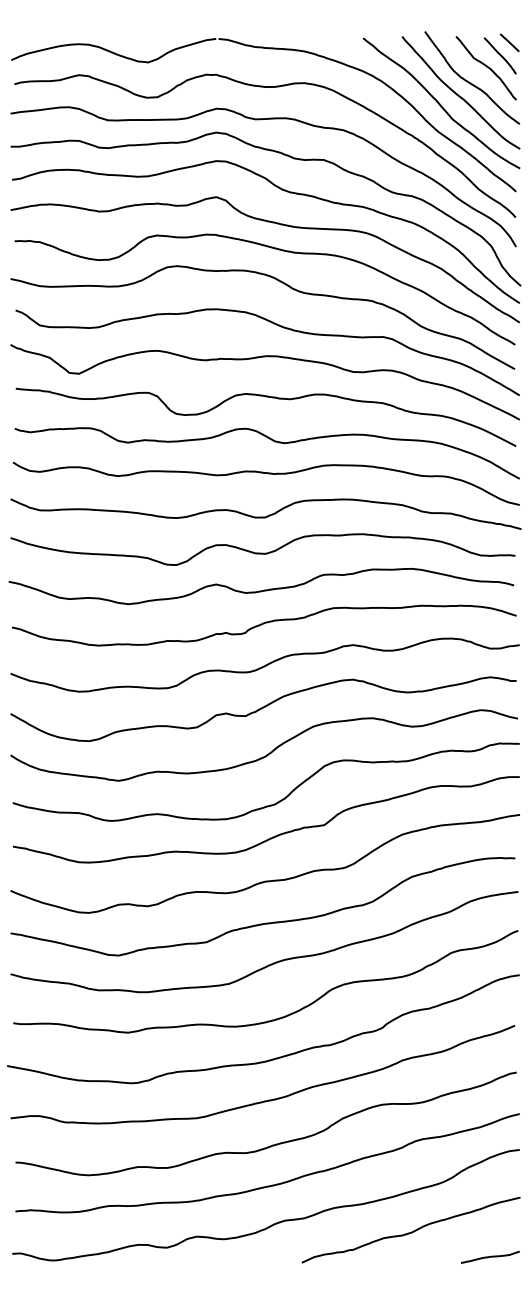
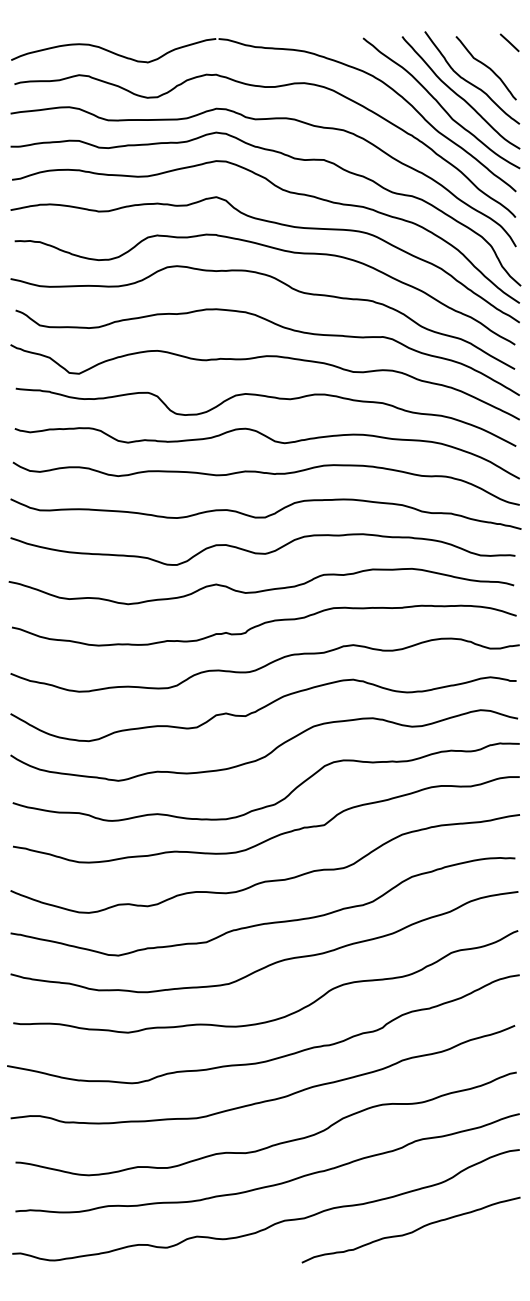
curve: present -> none (499, 55)
curve: present -> none (490, 1256)
